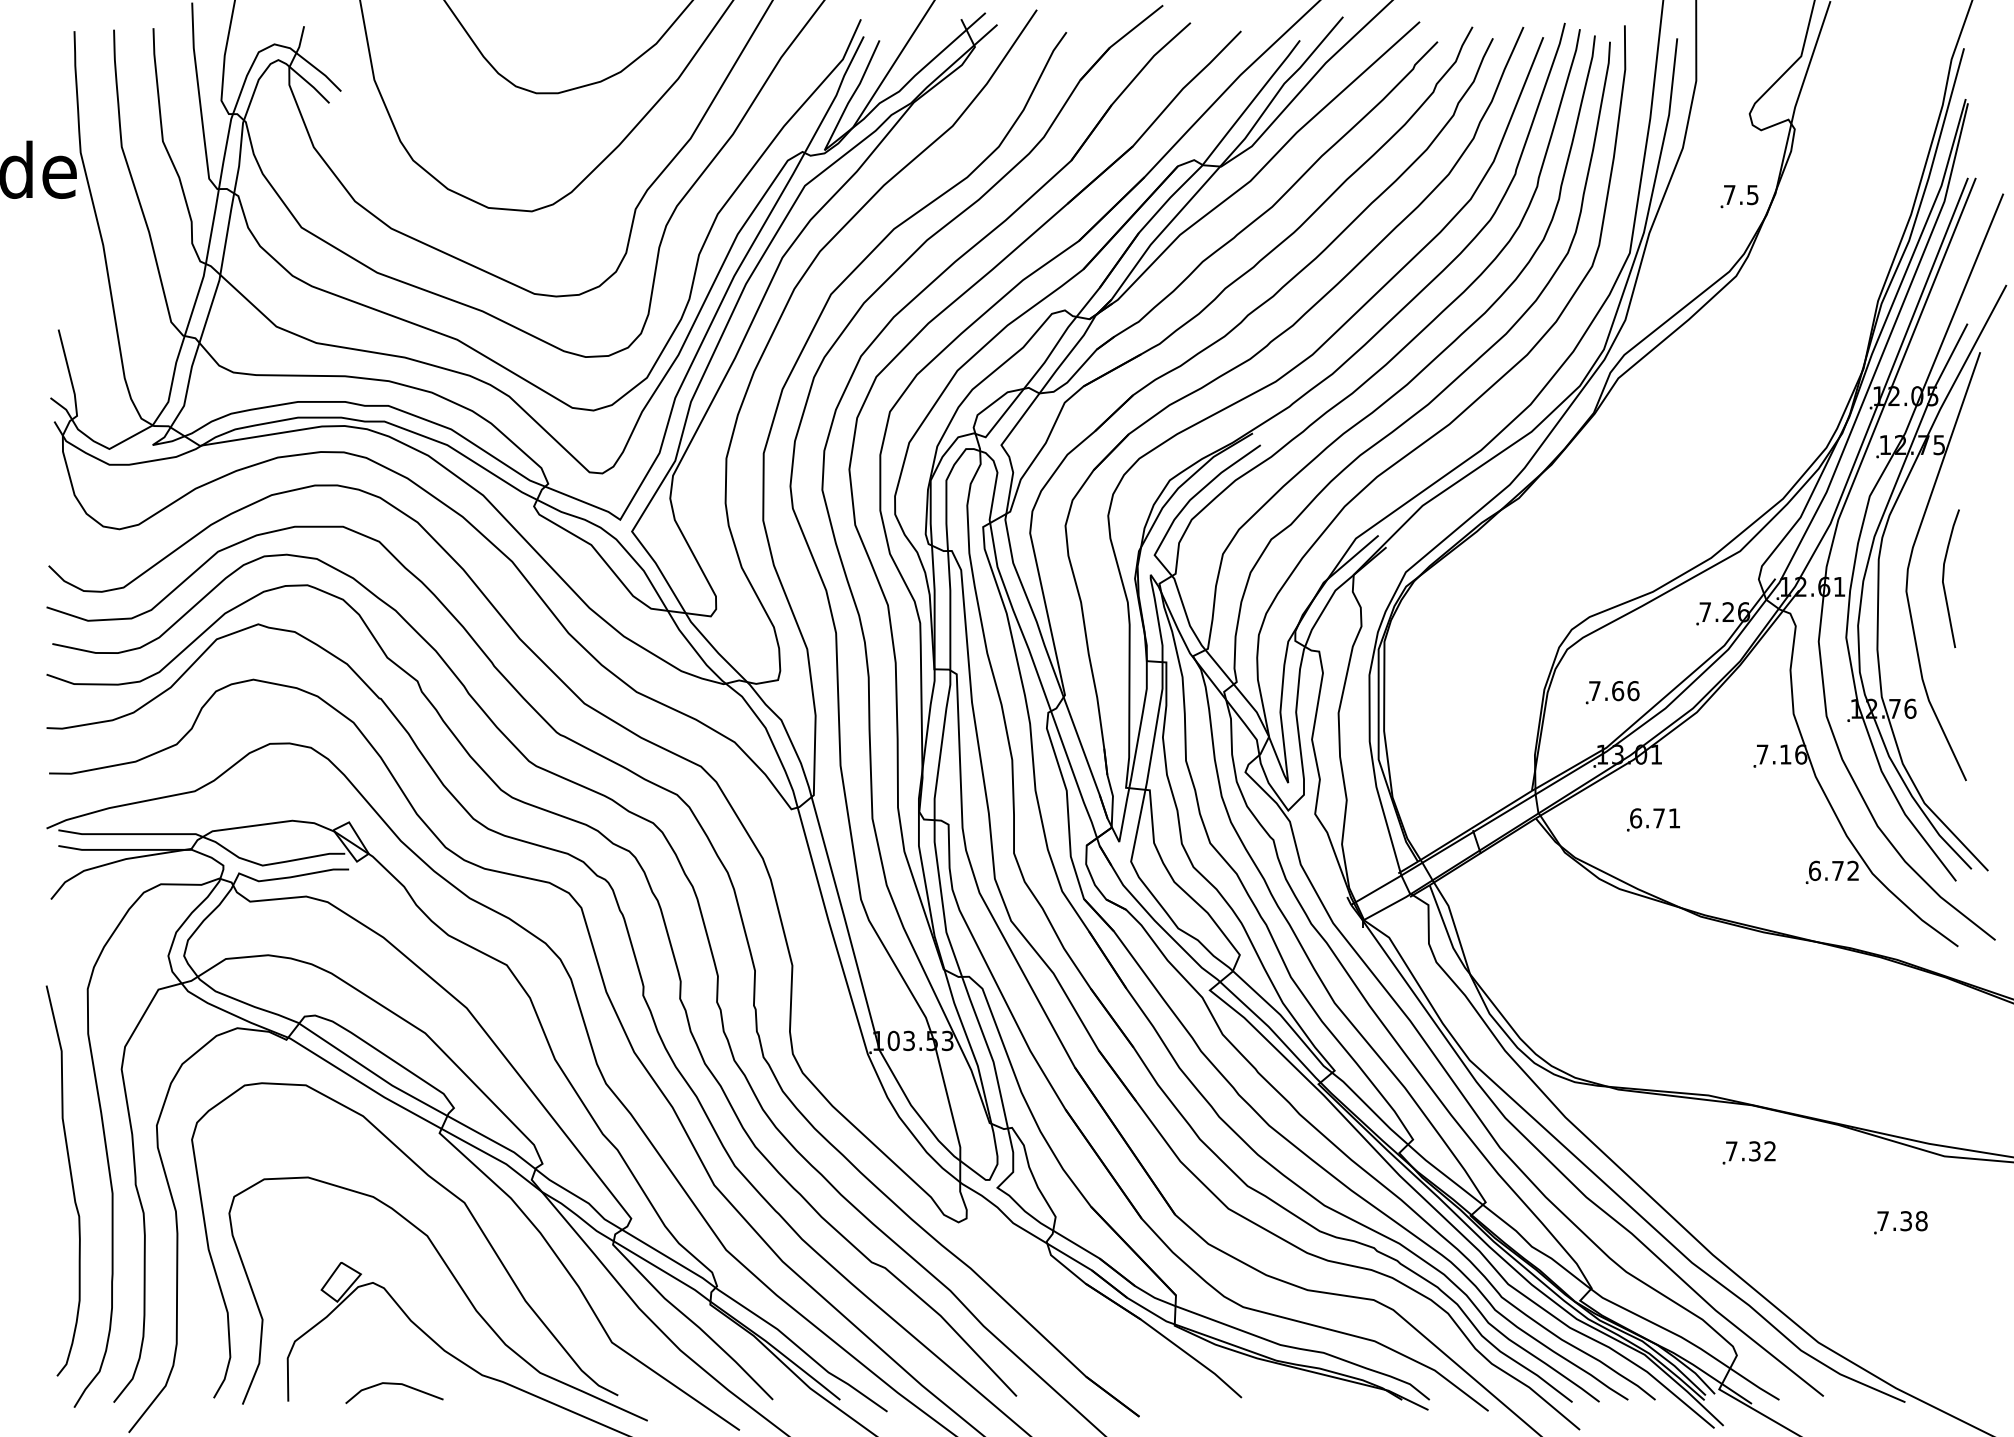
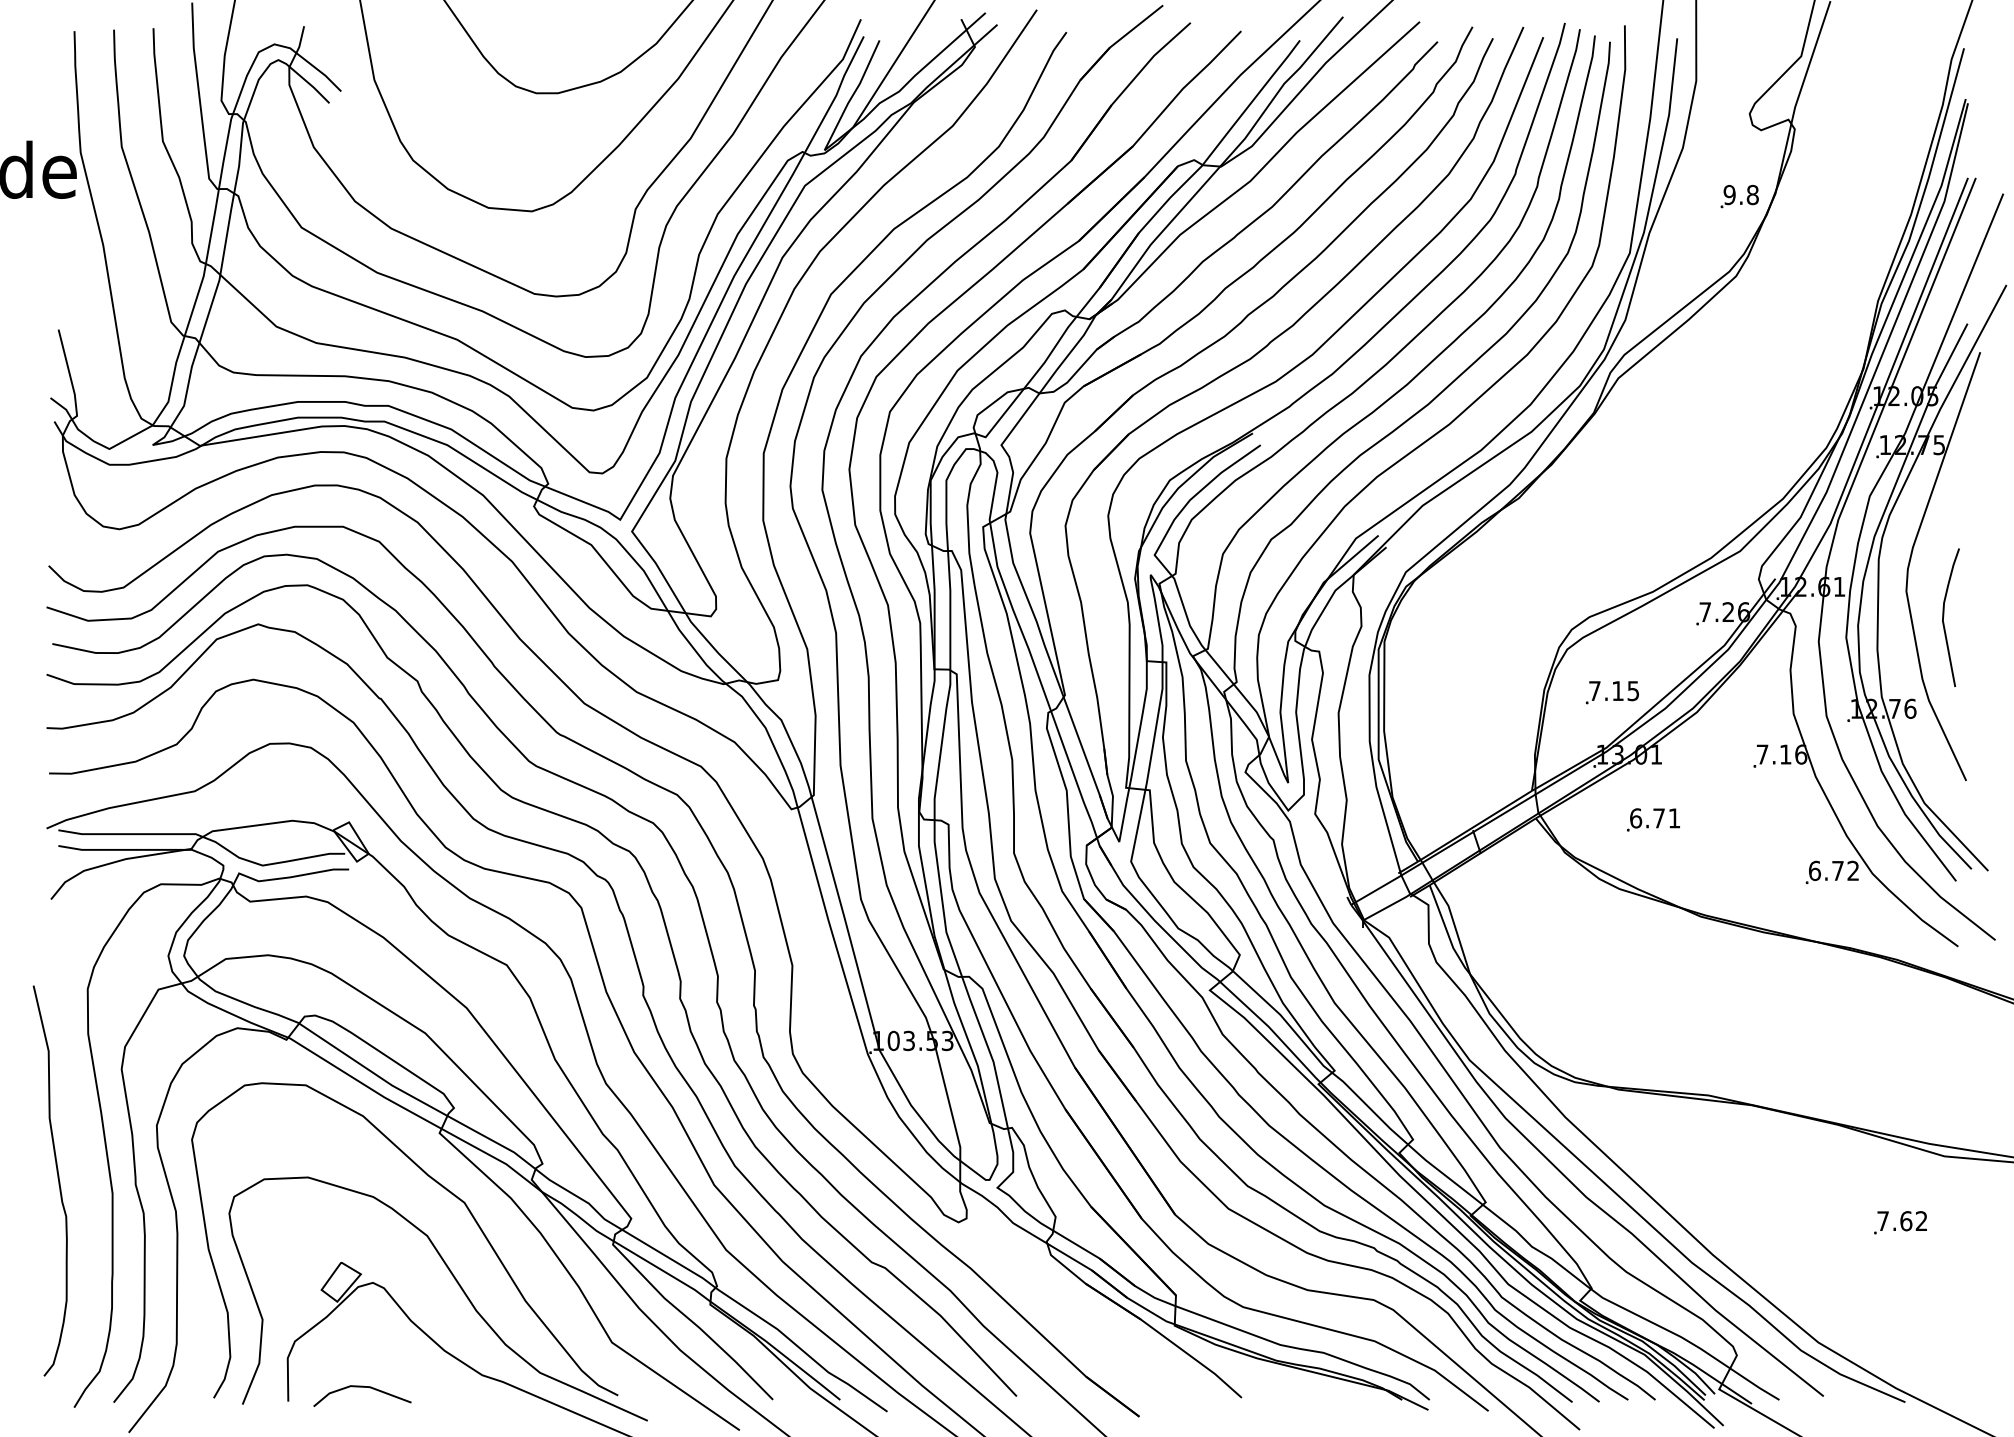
text: 7.5 -> 9.8 (1740, 194)
curve position: (1944, 577) -> (1944, 616) (1944, 616)
text: 7.66 -> 7.15 (1625, 691)
part: present -> none (1748, 1152)
curve position: (70, 1178) -> (57, 1178) (57, 1178)
text: 7.38 -> 7.62 (1913, 1221)
line position: (394, 1384) -> (362, 1387) (362, 1387)
